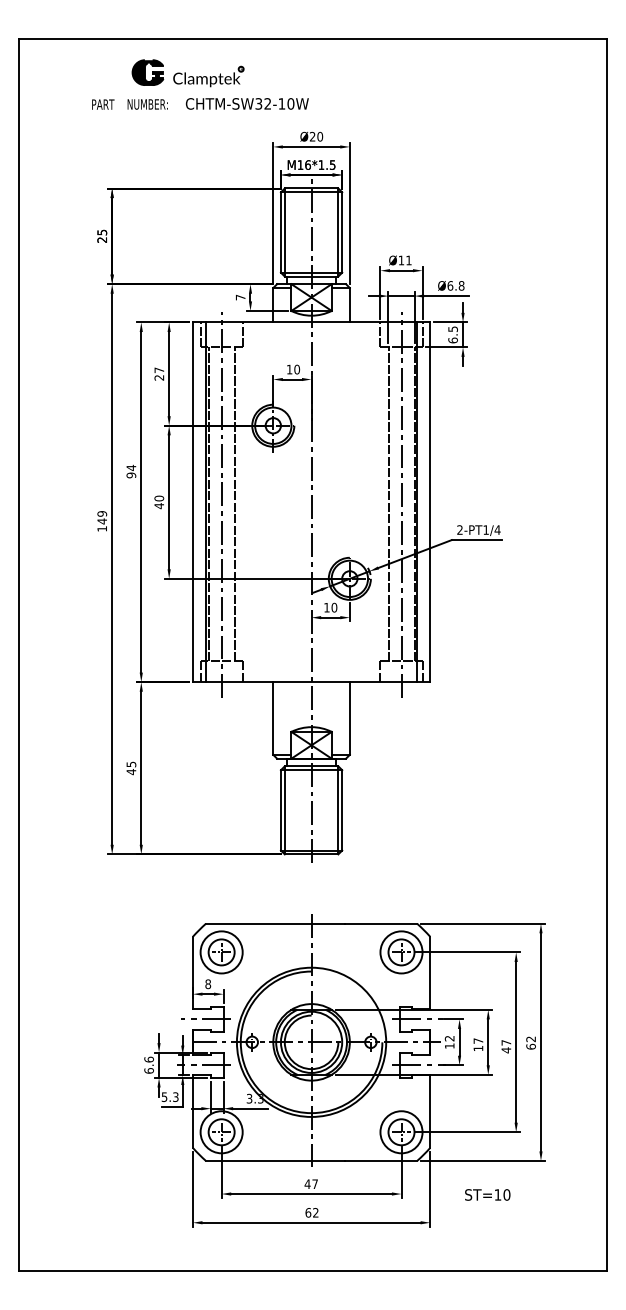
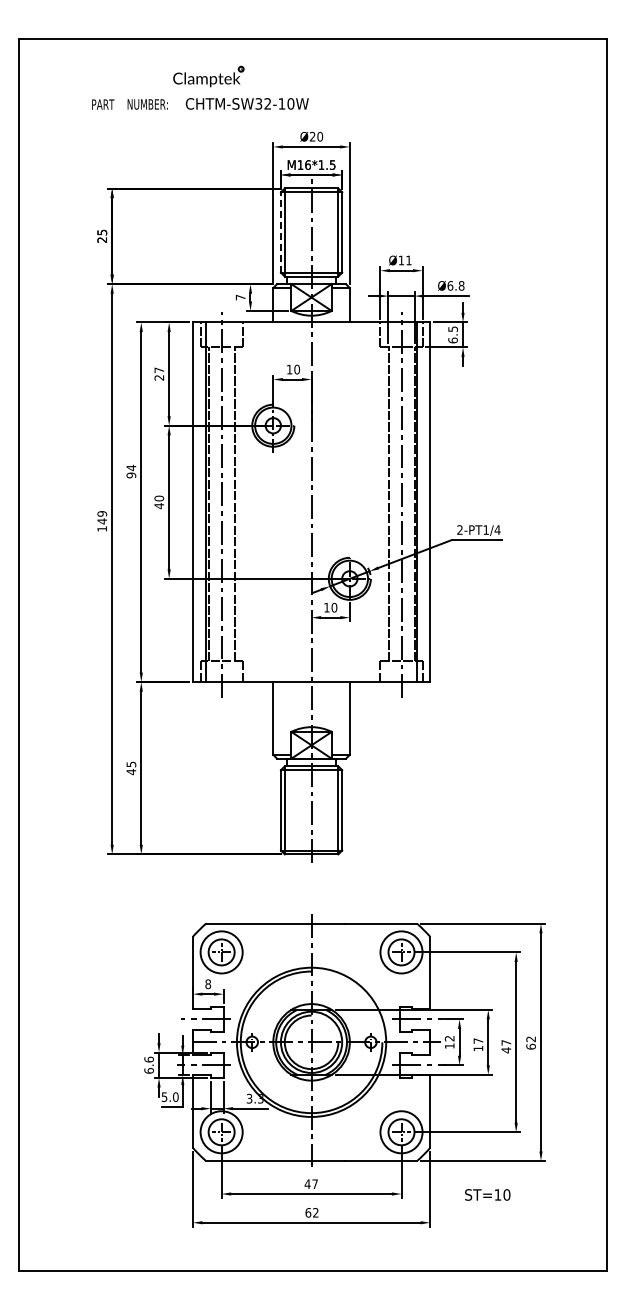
part: present -> none (147, 72)
line: solid -> dashed (280, 232)
text: 5.3 -> 5.0 (175, 1096)
